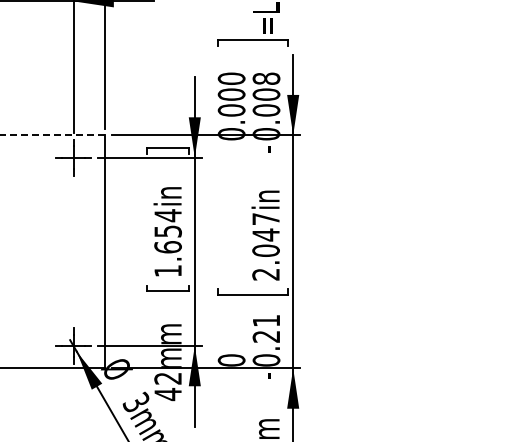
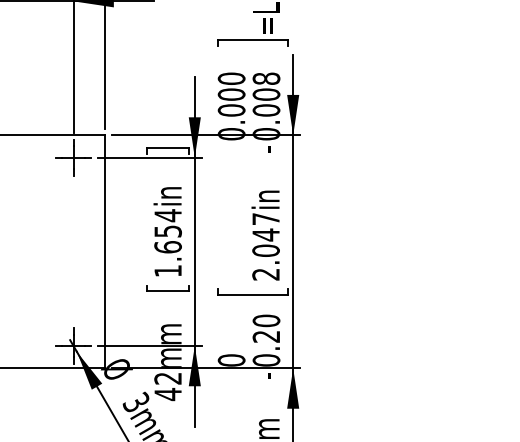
line: dashed -> solid (52, 135)
text: 0.21 -> 0.20 (266, 320)
